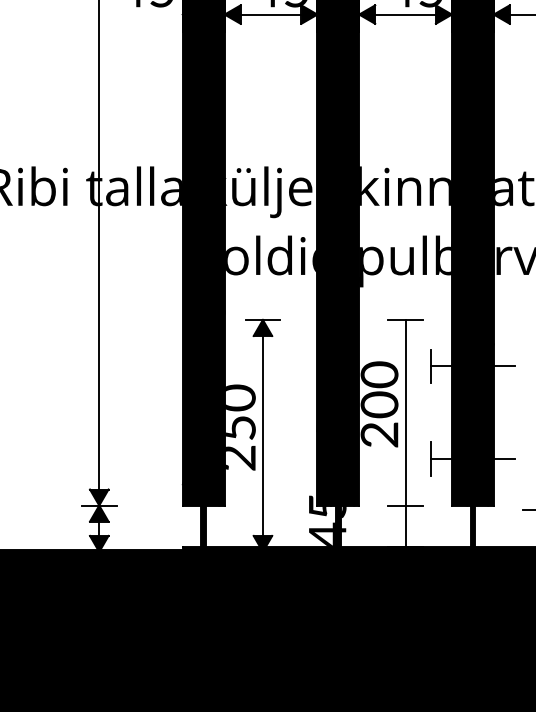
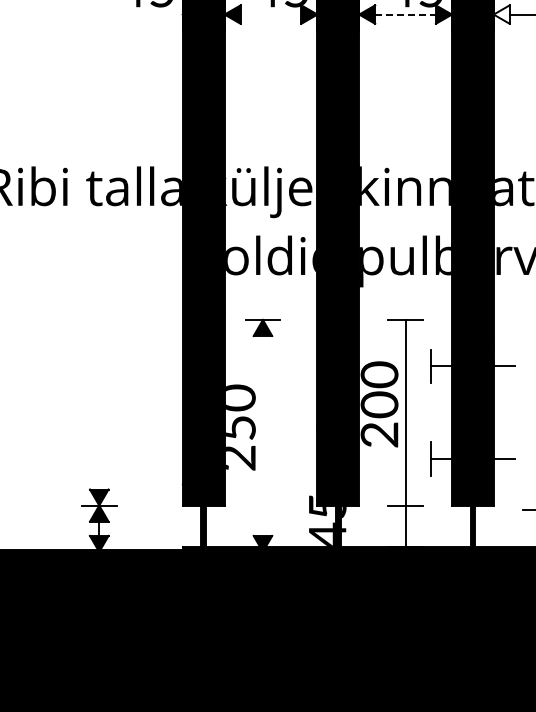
line: present -> none (270, 14)
line: solid -> dashed (406, 14)
fill: present -> none (501, 14)
line: present -> none (99, 245)
line: present -> none (262, 435)
